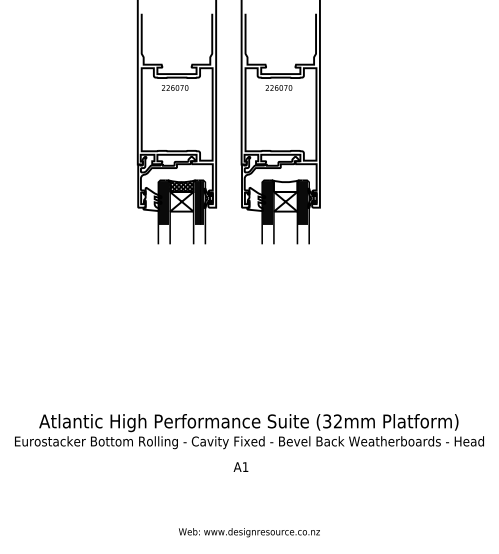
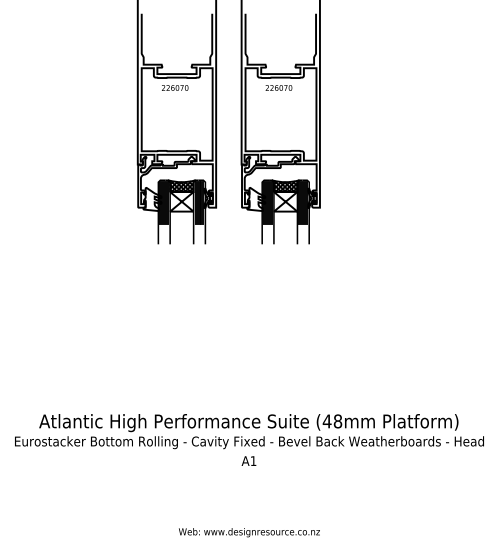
hatch: none -> present (285, 186)
text: (32mm -> (48mm (332, 421)
text position: (240, 466) -> (248, 460) (248, 460)
